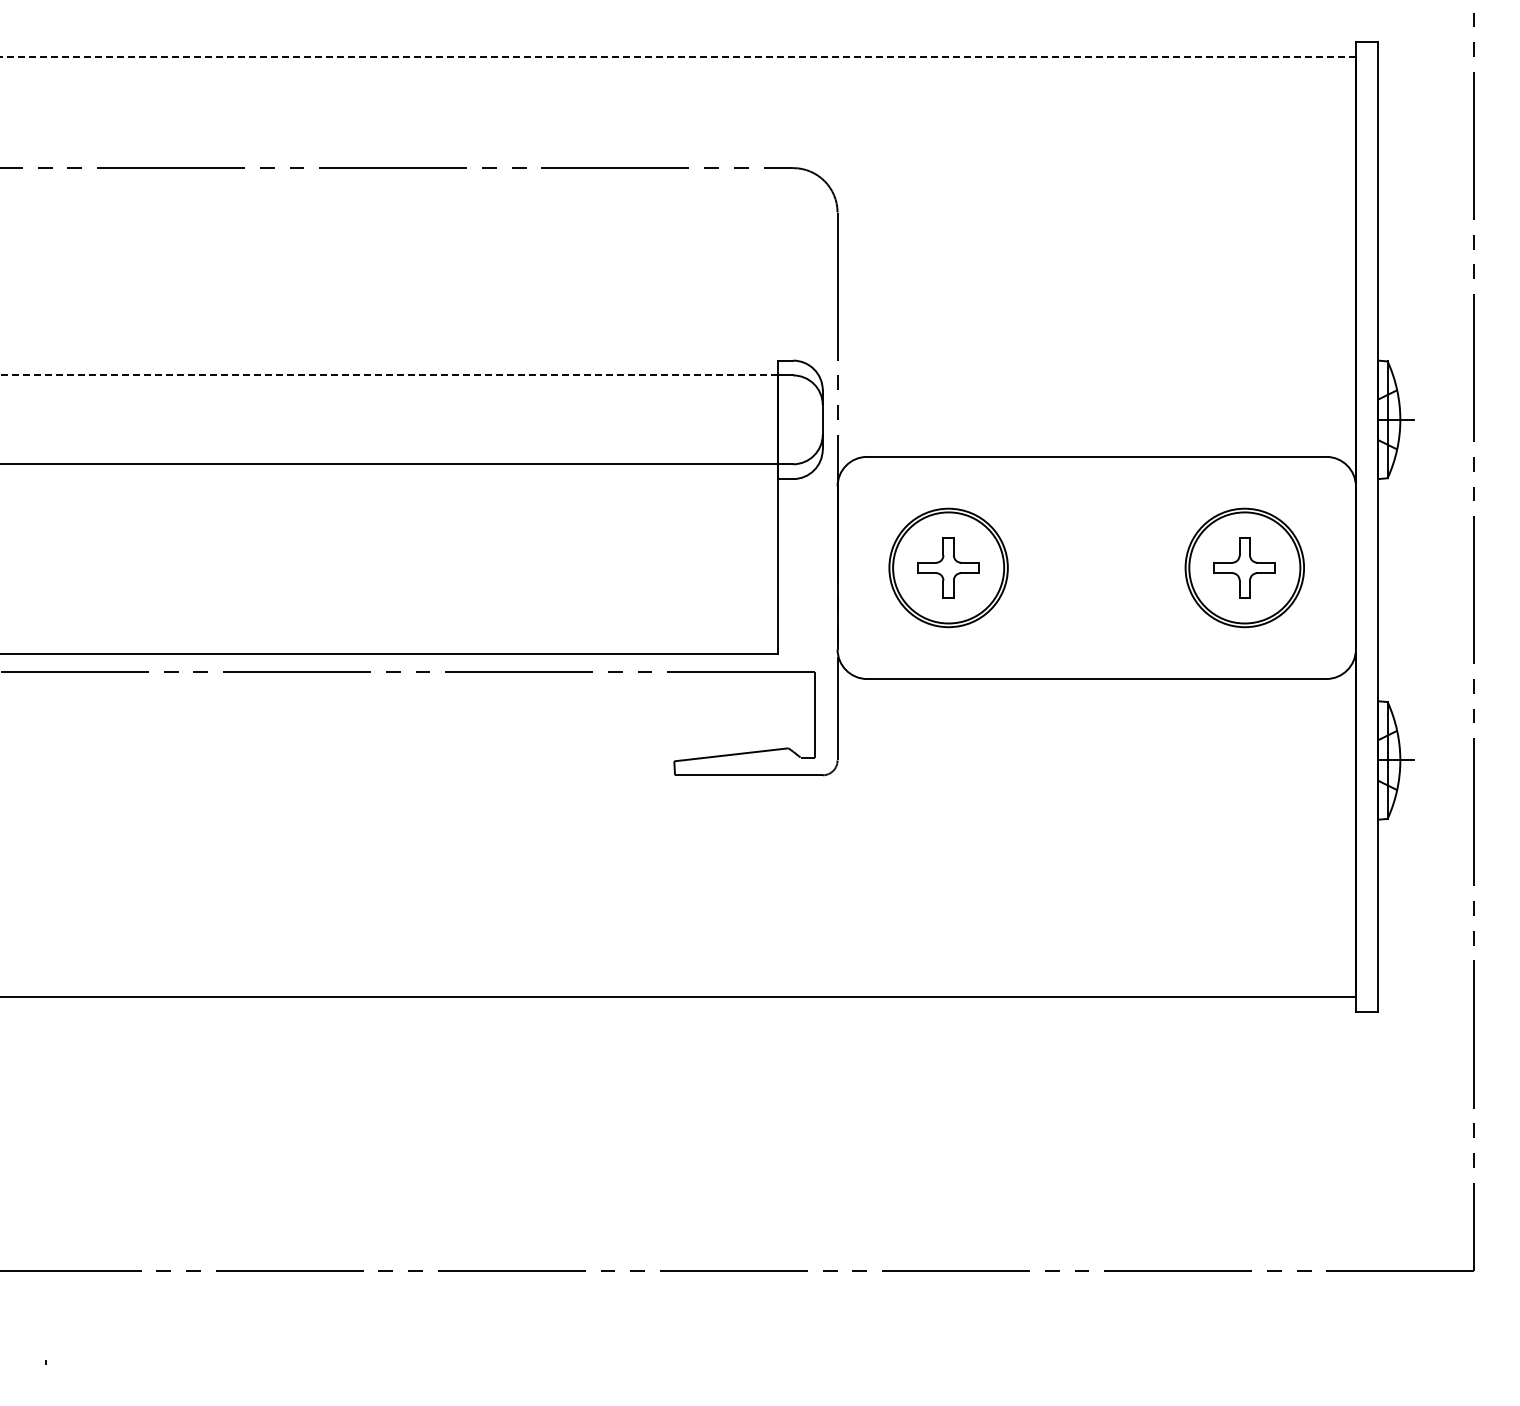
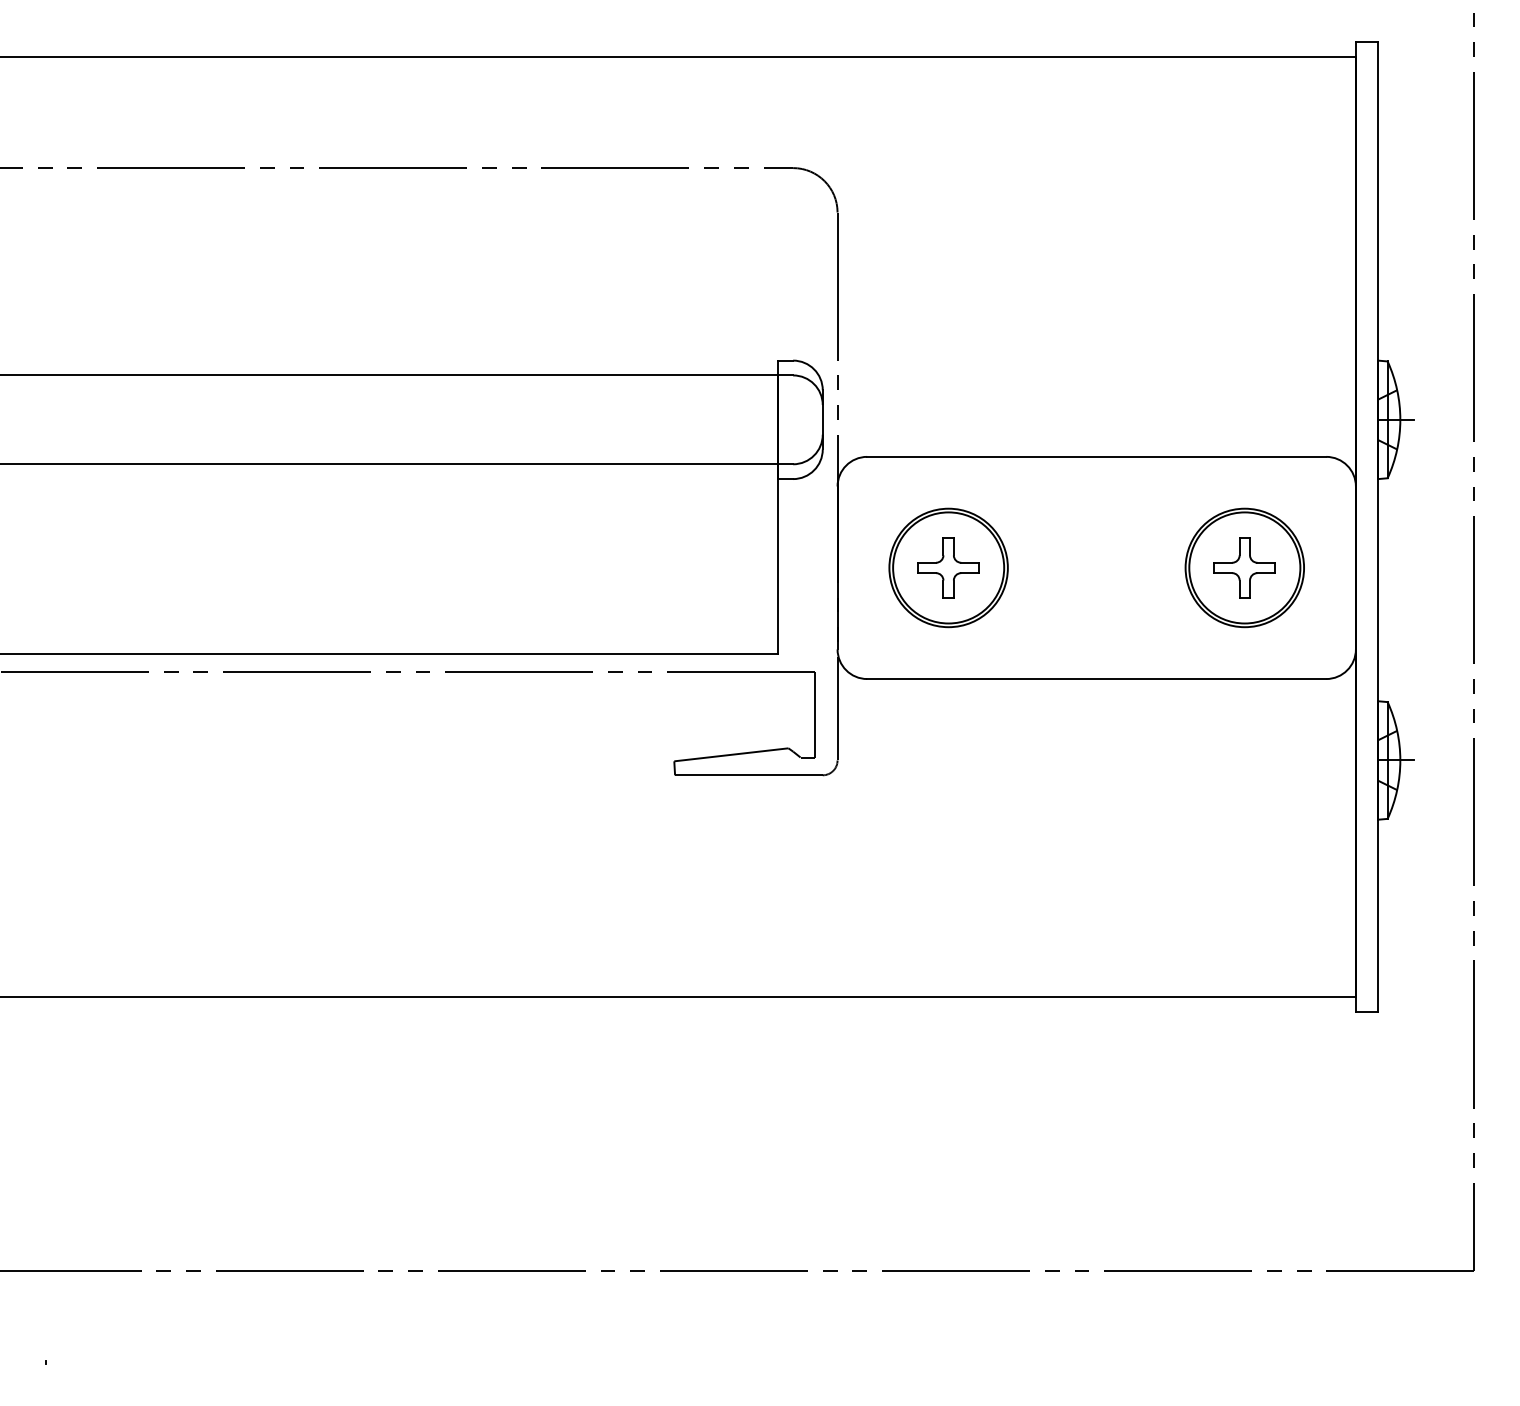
line: dashed -> solid (678, 57)
line: dashed -> solid (389, 375)
